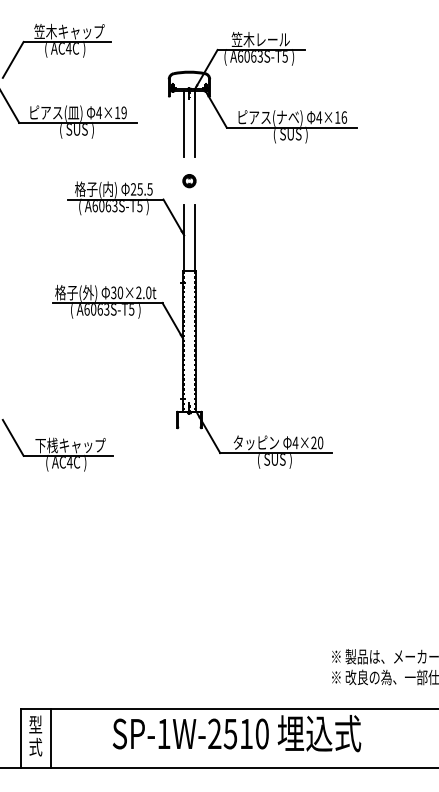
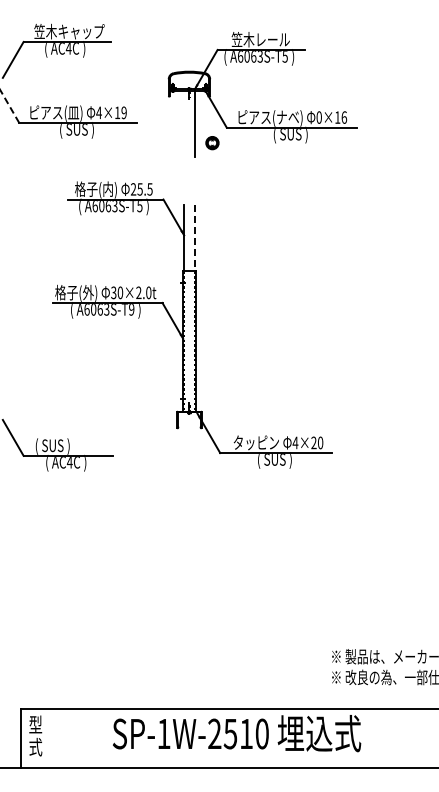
line: solid -> dashed (9, 106)
text: 4×16 -> 0×16 (319, 117)
line: present -> none (184, 123)
part position: (189, 181) -> (212, 143) (212, 143)
line: solid -> dashed (194, 237)
text: A6063S-T5 -> A6063S-T9 (131, 309)
text: 下桟キャップ -> ( SUS ) (70, 445)
line: present -> none (50, 738)
